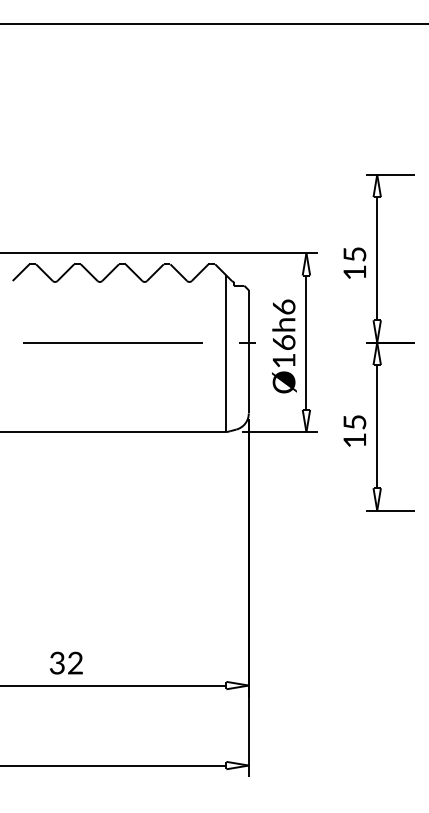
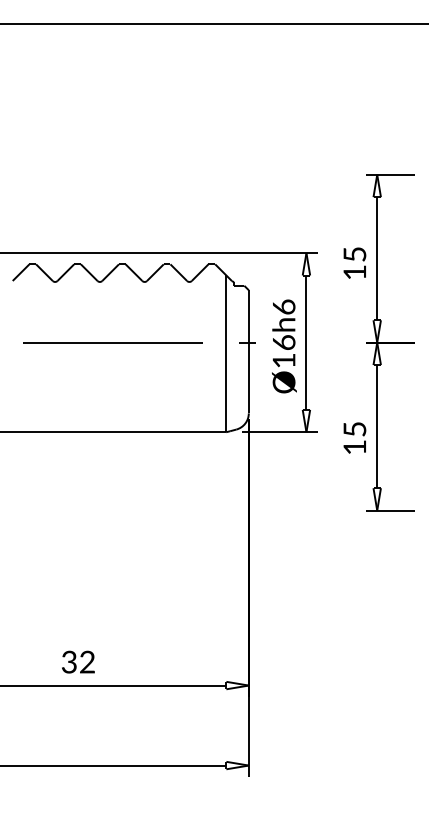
text position: (354, 430) -> (354, 437) (354, 437)
text position: (66, 662) -> (78, 661) (78, 661)
